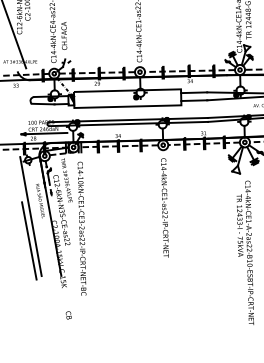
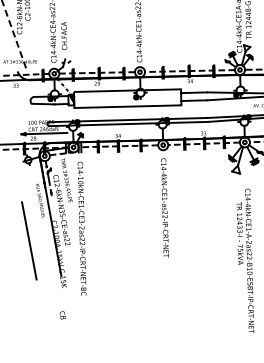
line: solid -> dashed (14, 34)
line: present -> none (30, 216)
text position: (245, 252) -> (245, 260) (245, 260)
text position: (68, 315) -> (62, 315) (62, 315)
